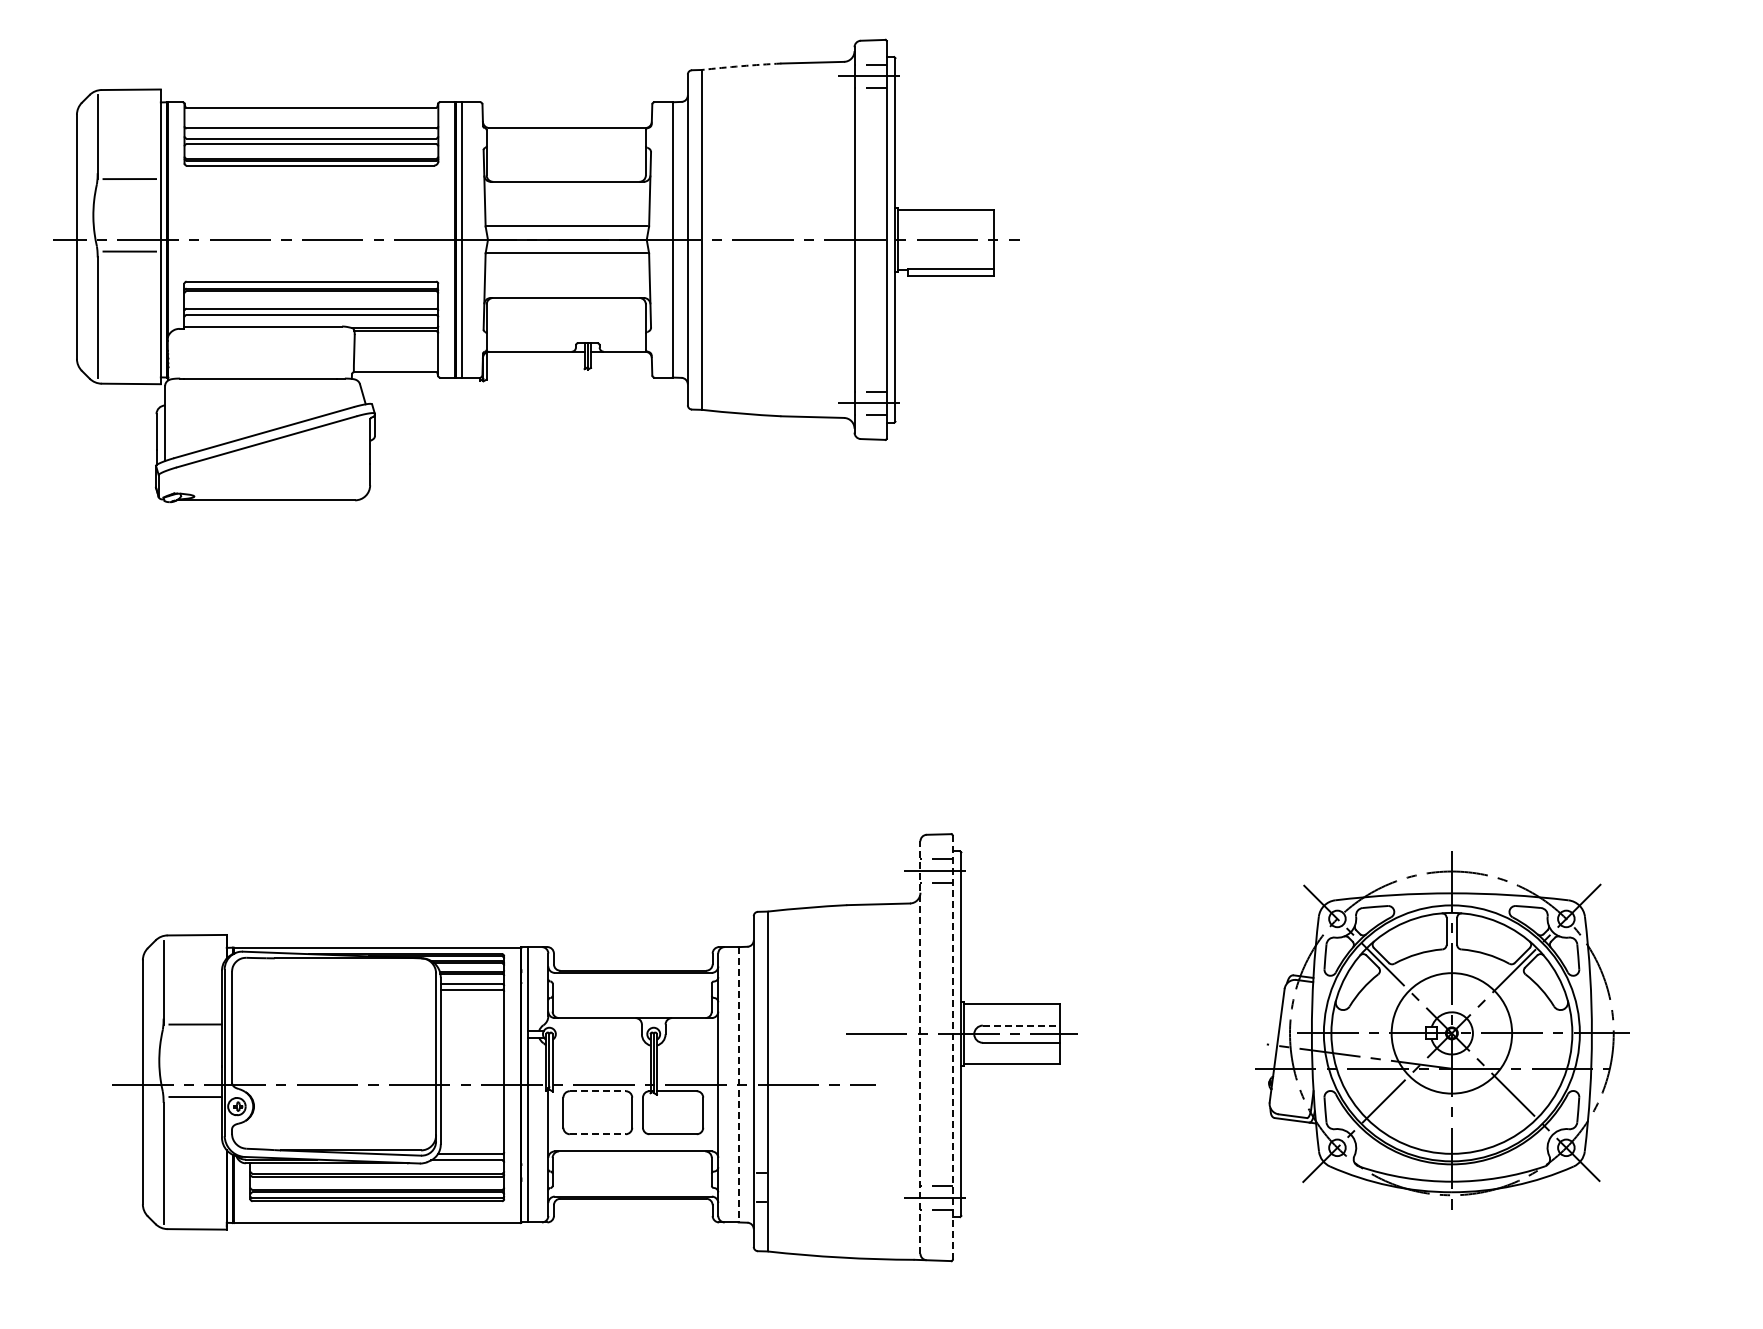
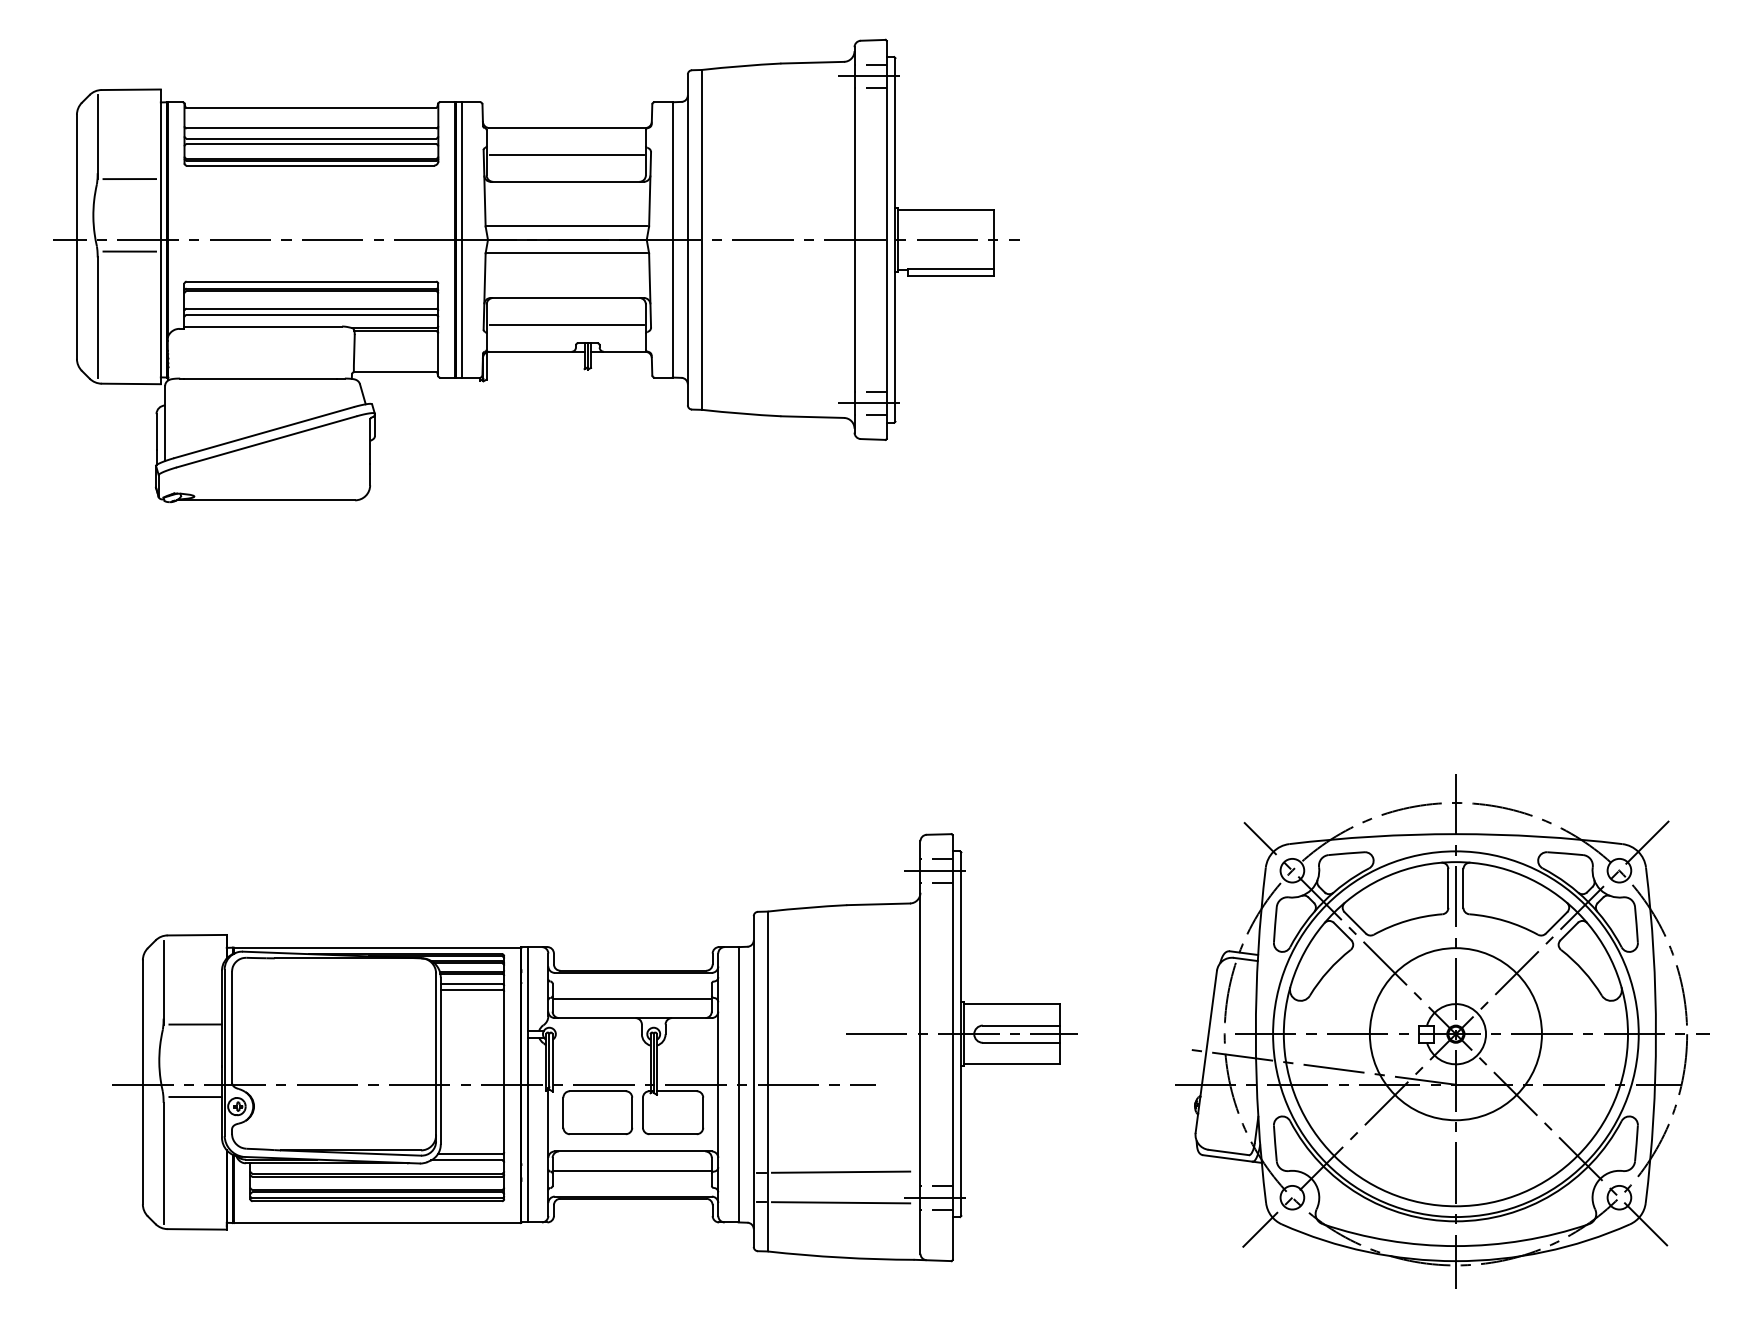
arc: dashed -> solid (741, 66)
line: none -> present (566, 154)
line: none -> present (566, 325)
line: none -> present (632, 998)
line: dashed -> solid (1021, 1025)
part size: 375x359 px -> 535x515 px (1442, 1031)
line: dashed -> solid (920, 1047)
line: dashed -> solid (952, 1047)
line: dashed -> solid (738, 1084)
line: dashed -> solid (597, 1091)
line: dashed -> solid (597, 1134)
line: none -> present (632, 1170)
line: none -> present (840, 1171)
line: none -> present (840, 1202)
